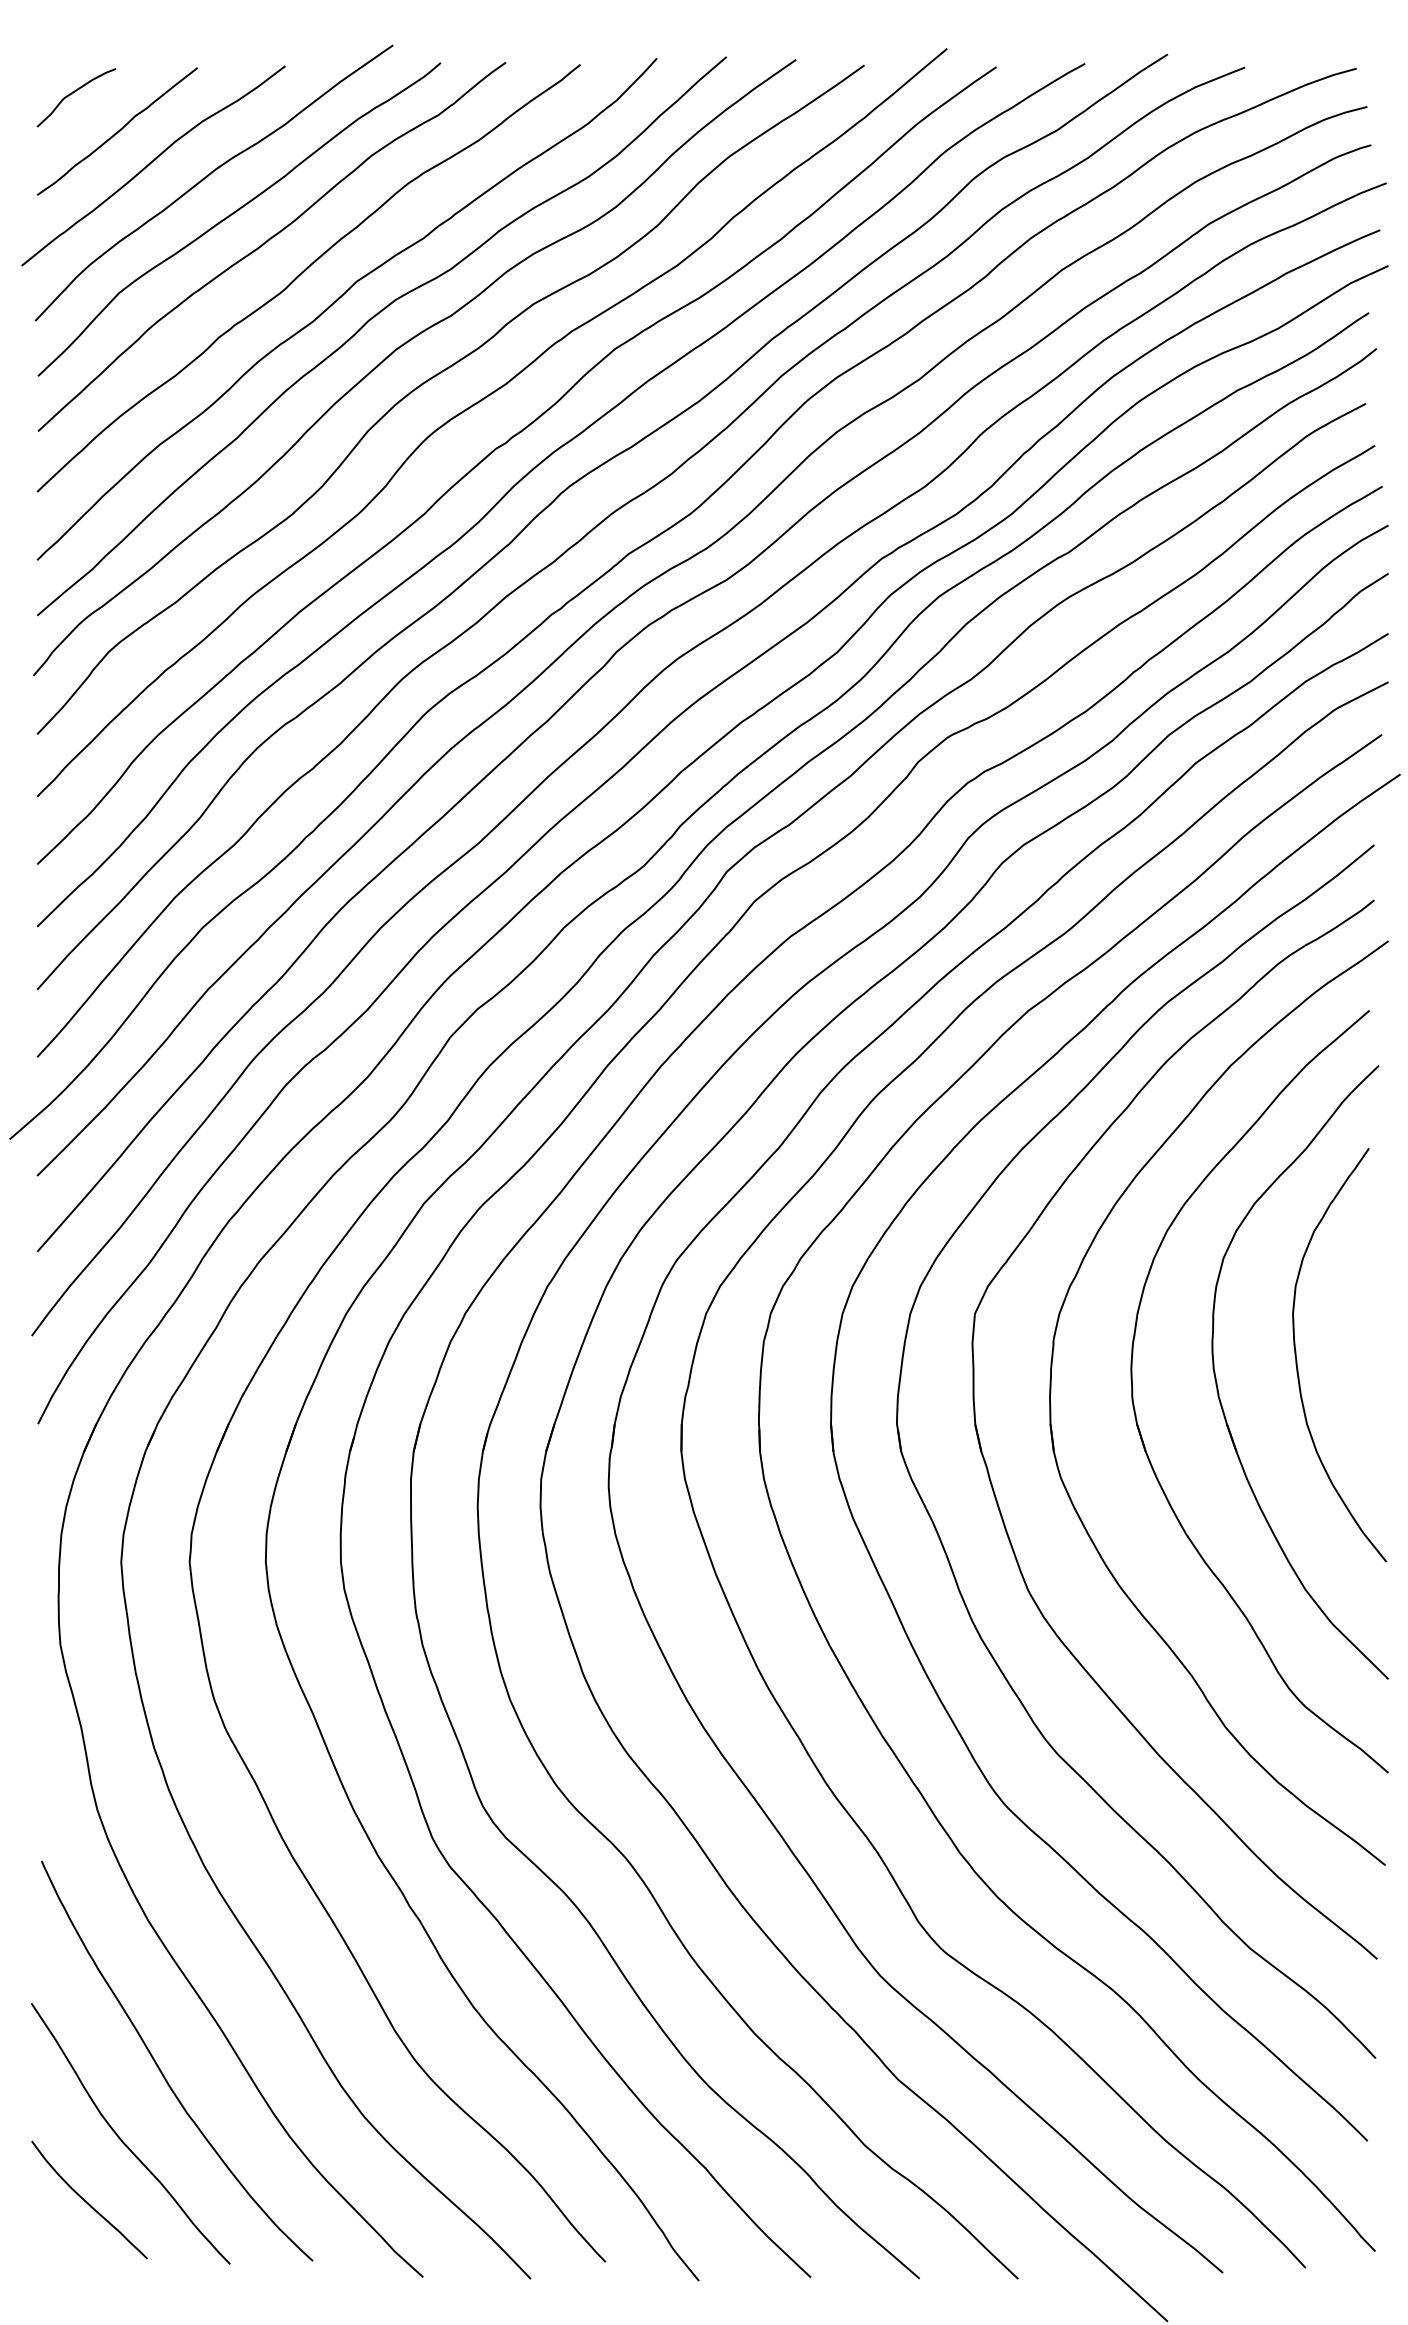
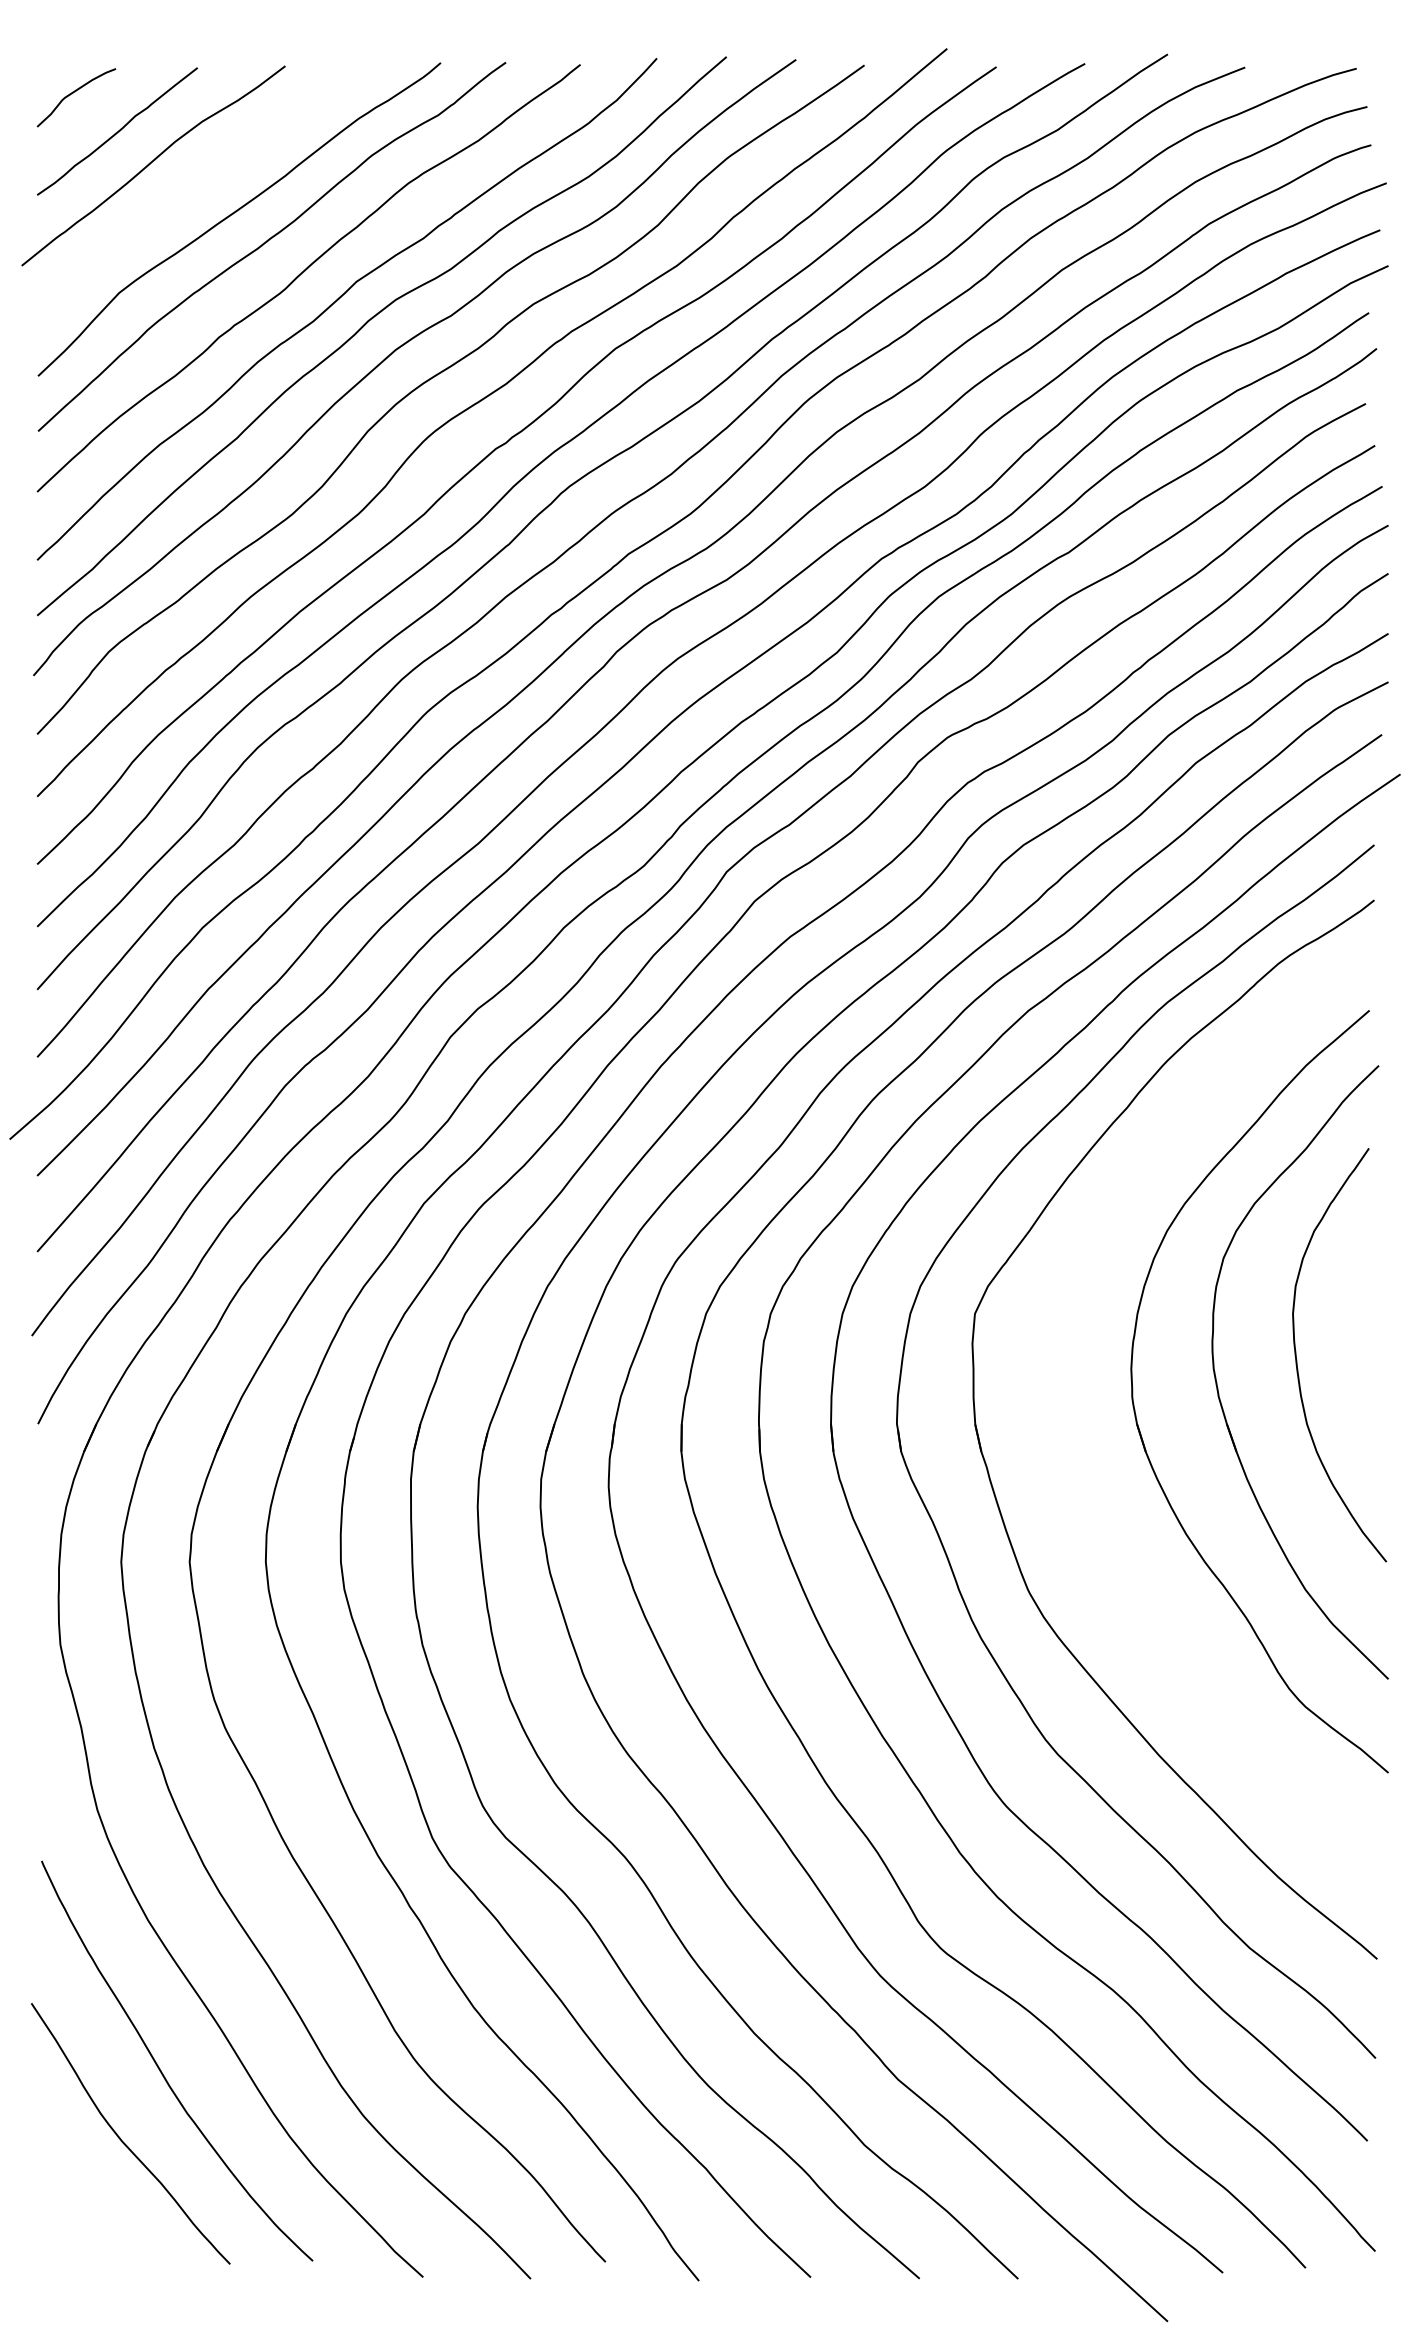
curve: present -> none (208, 176)
part: present -> none (1051, 1404)
curve: present -> none (87, 2201)
